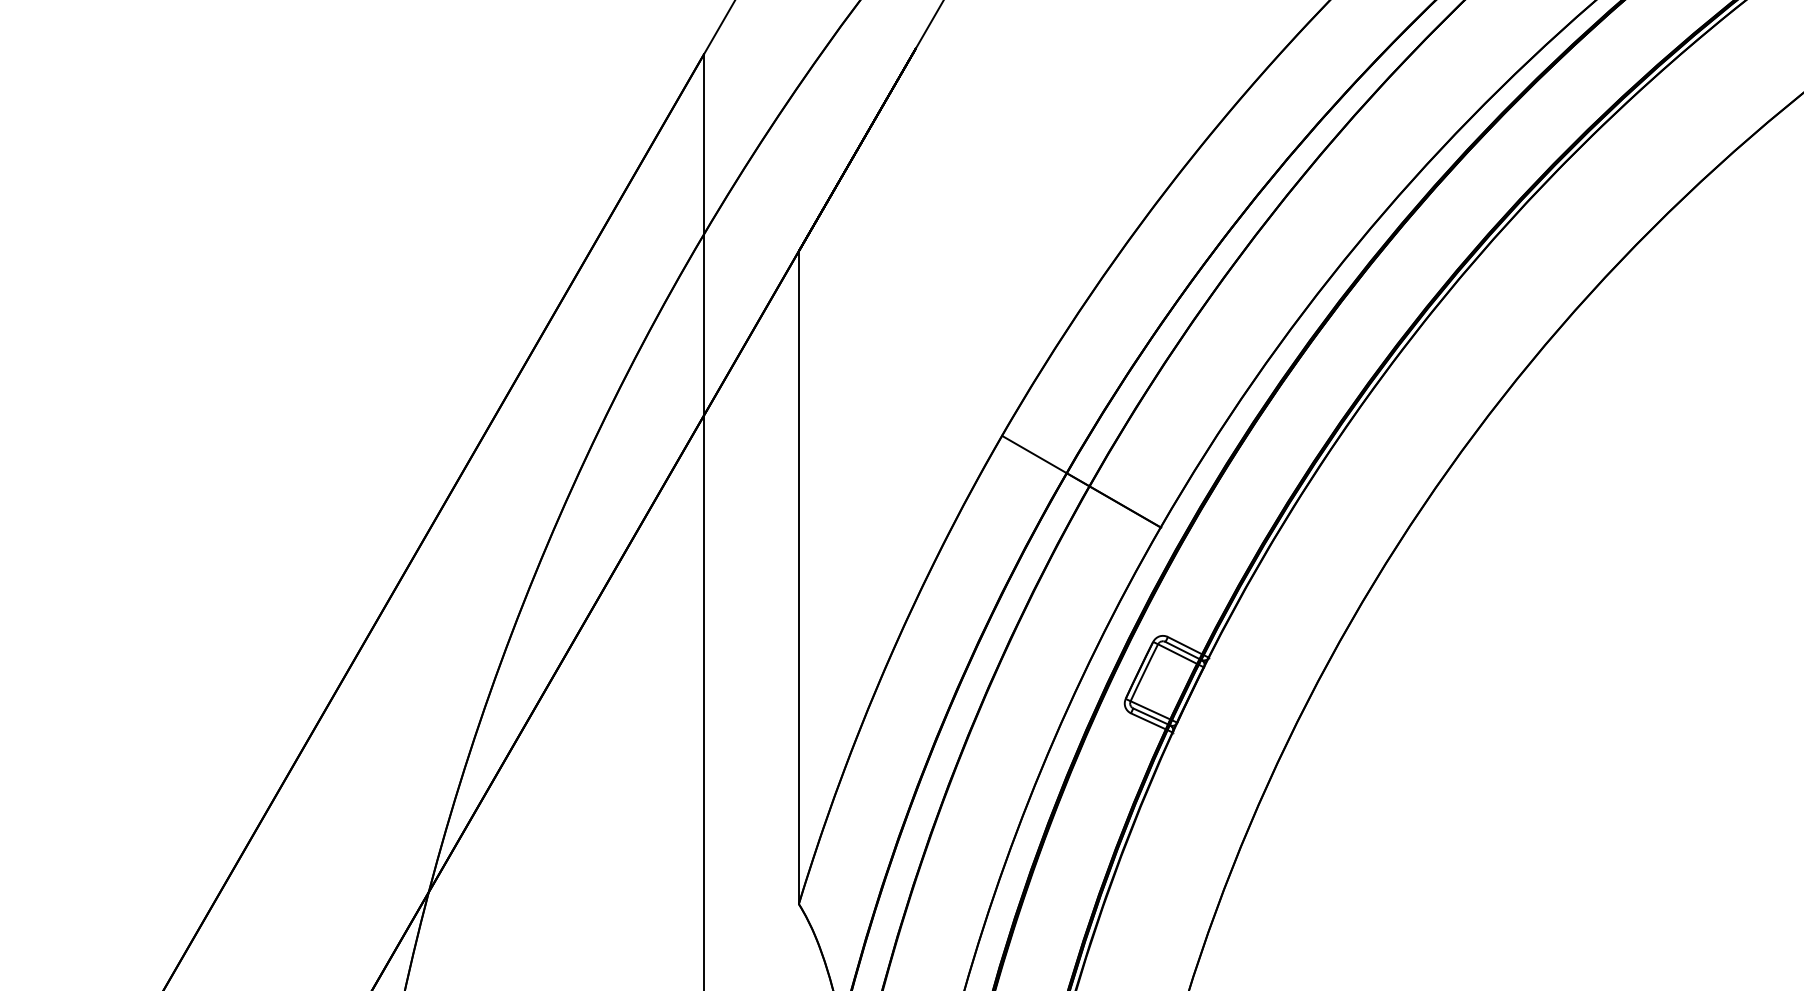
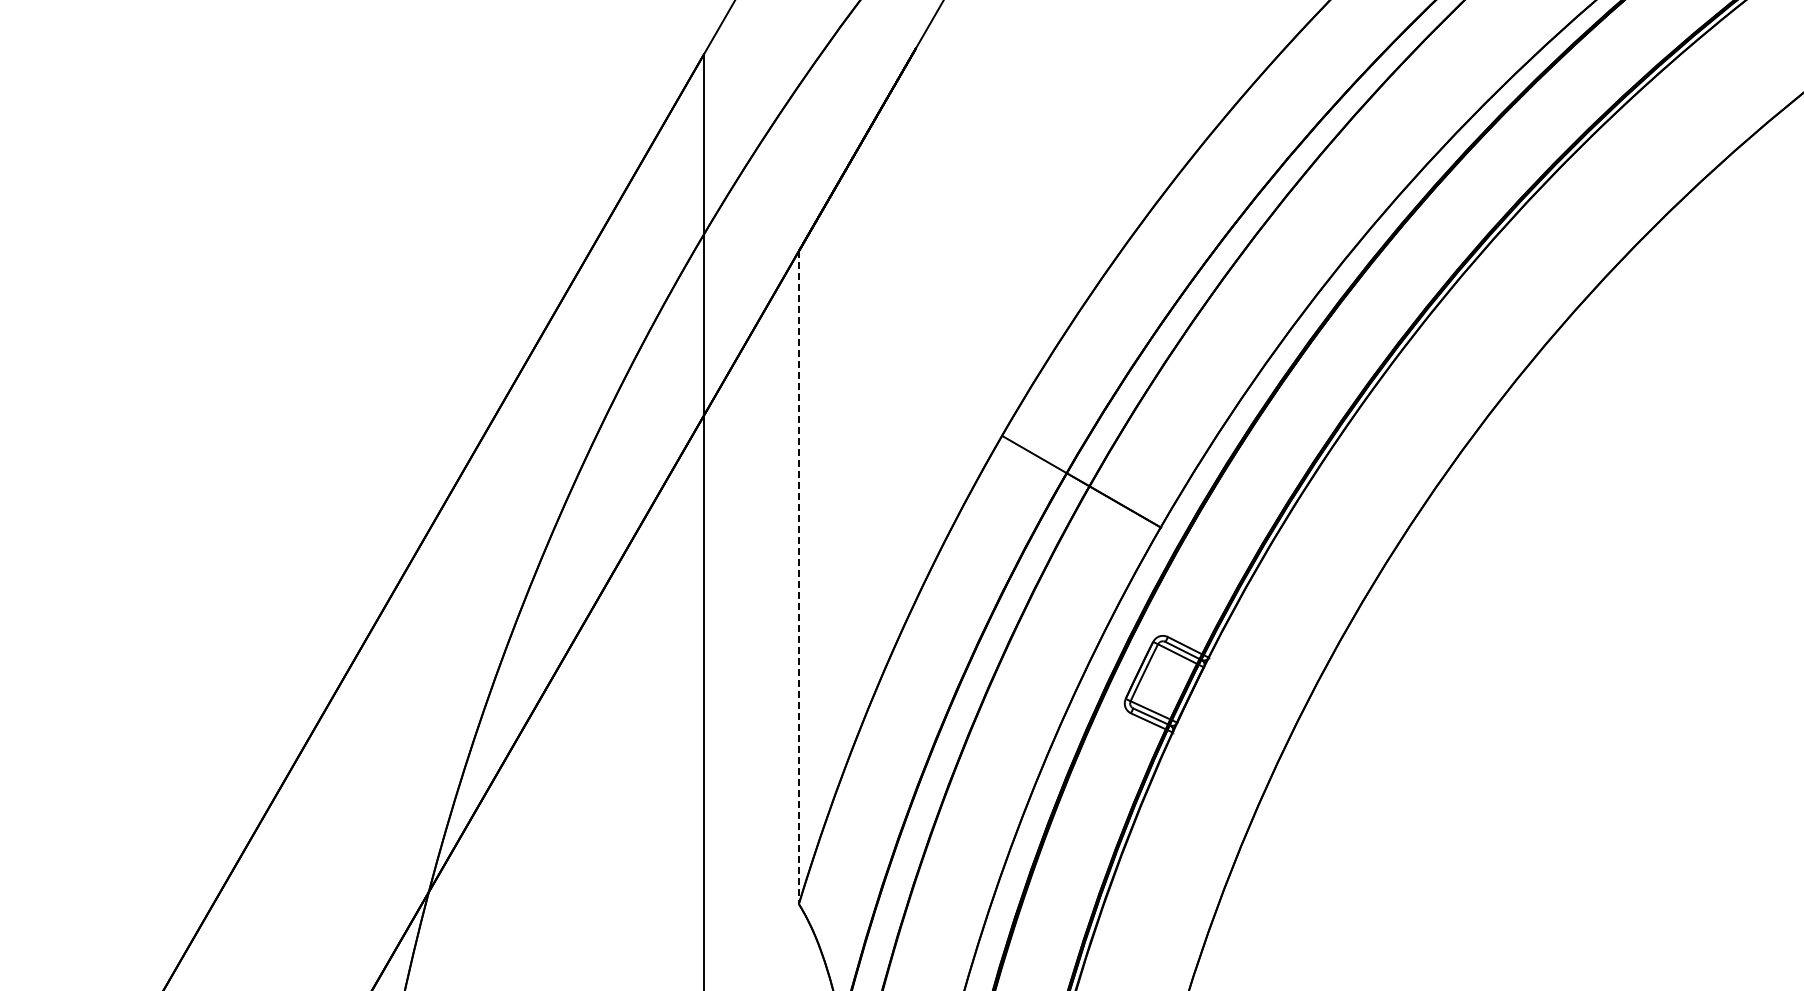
line: solid -> dashed (798, 578)
